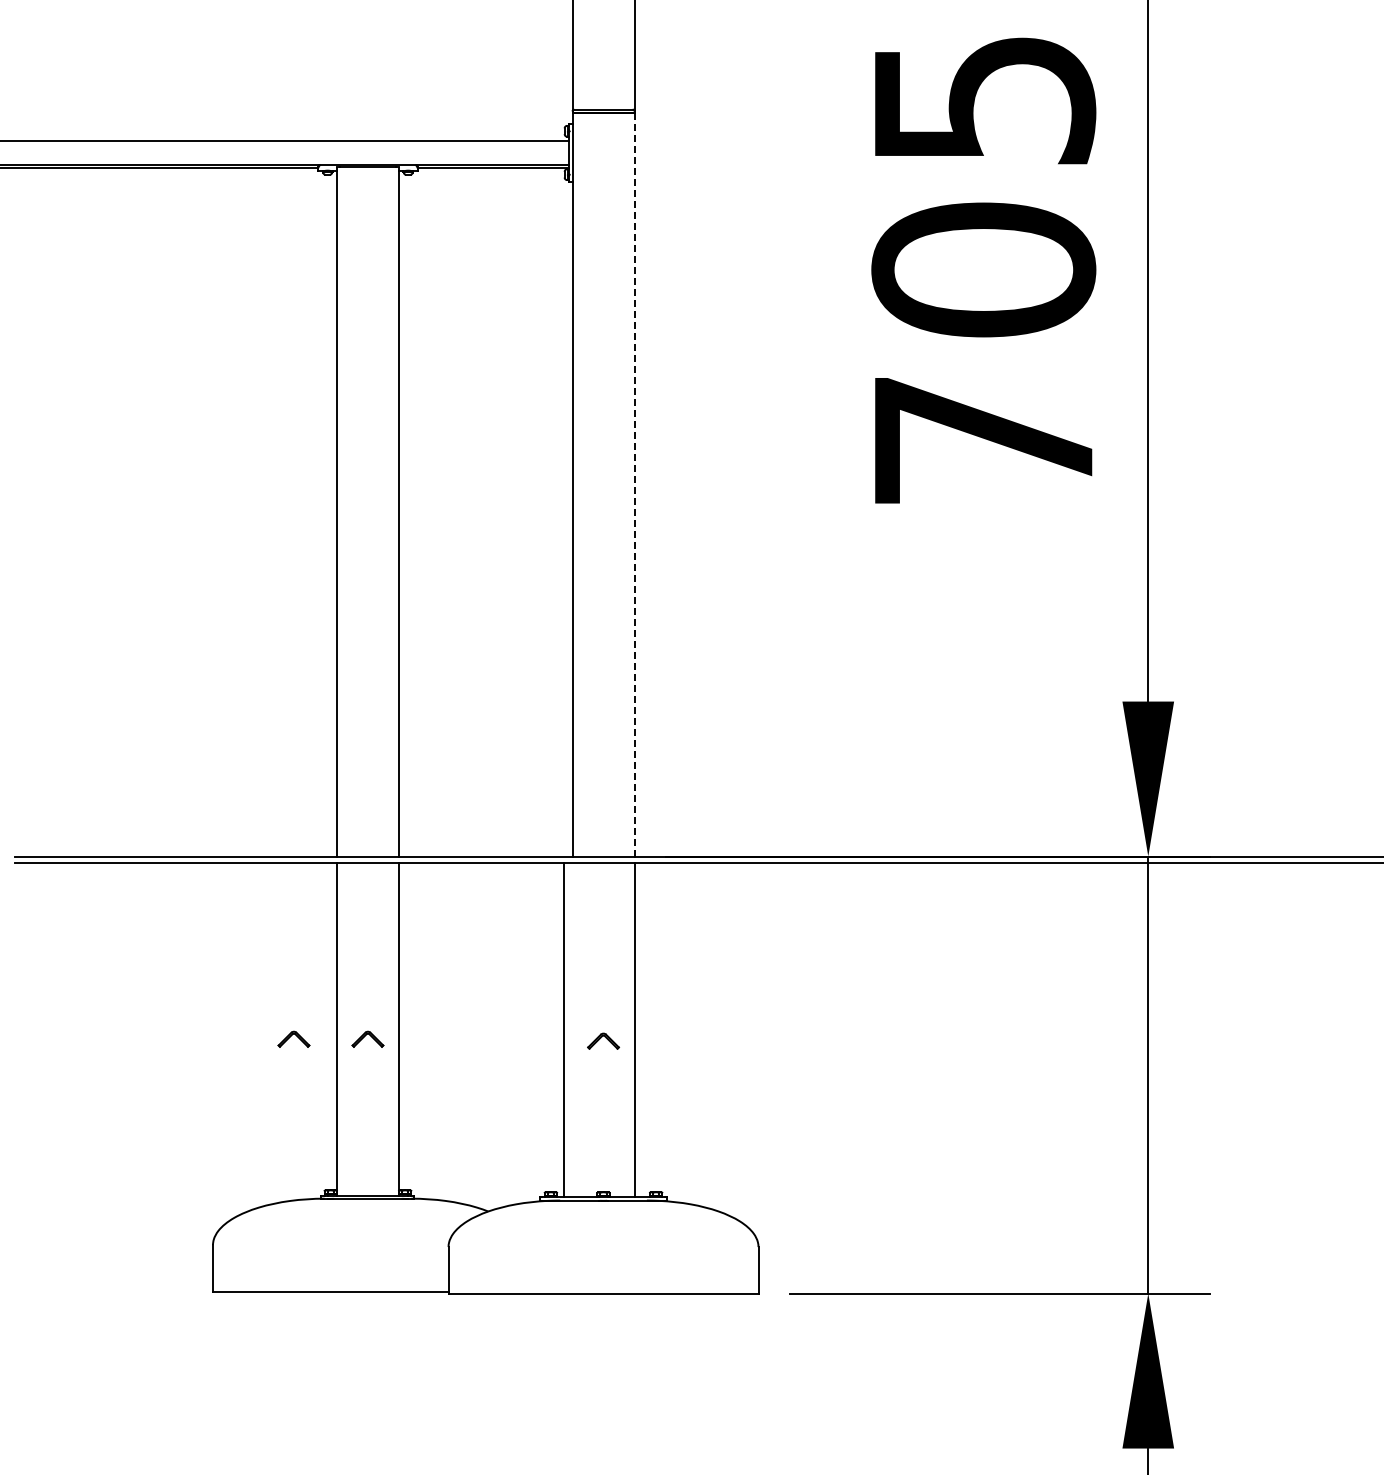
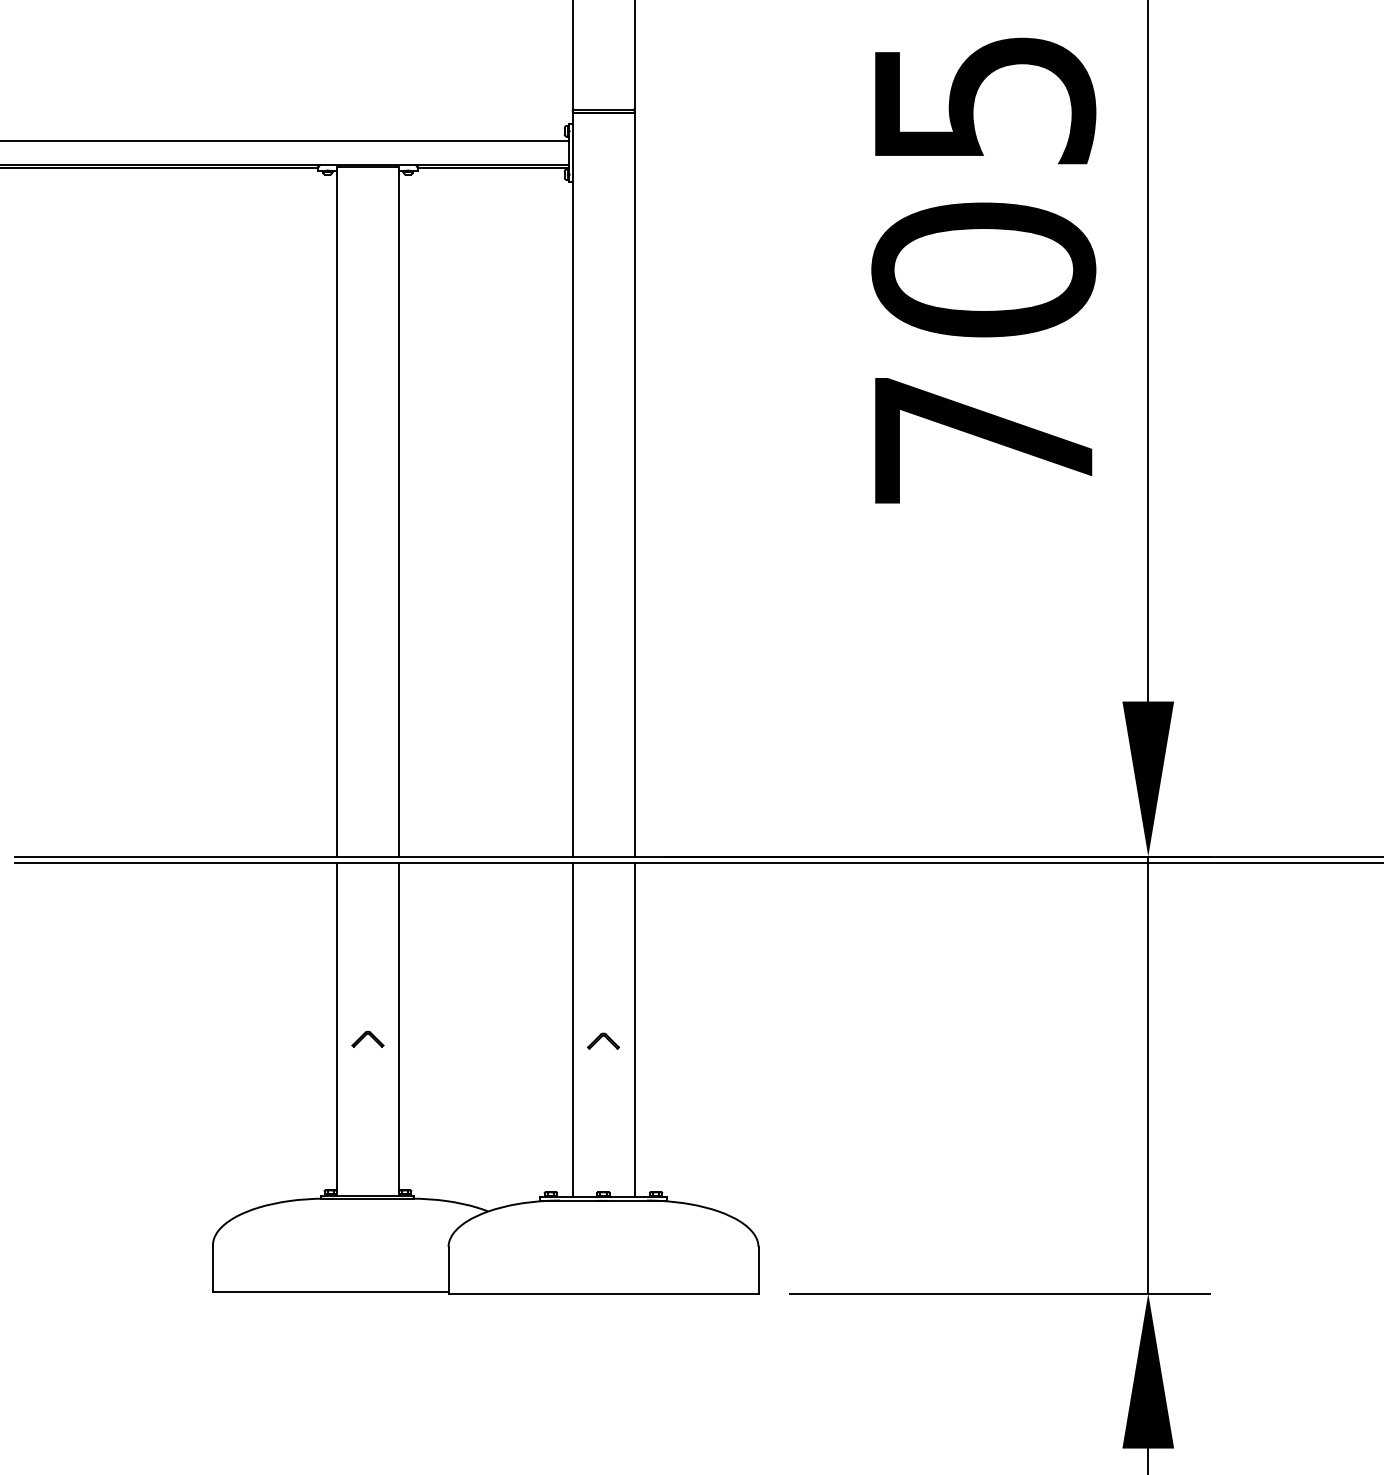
line: dashed -> solid (634, 484)
line position: (563, 1029) -> (572, 1029) (572, 1029)
part: present -> none (293, 1038)
